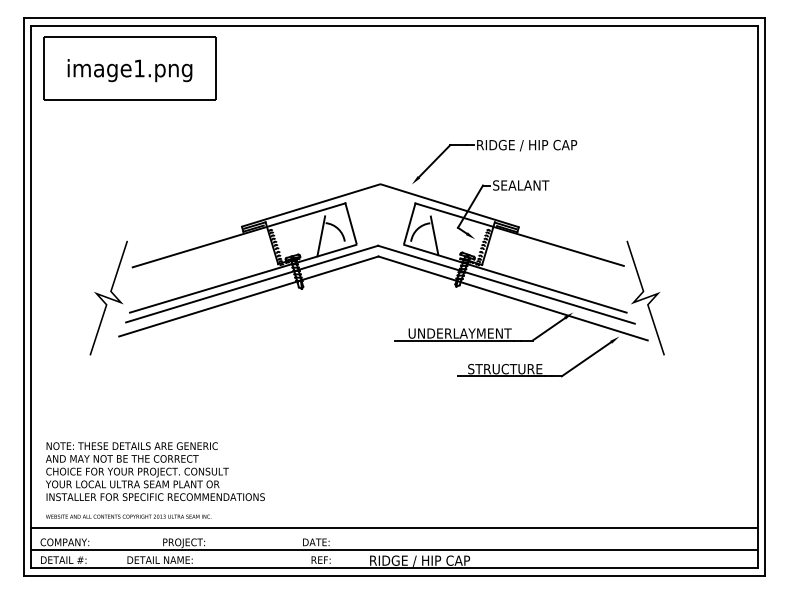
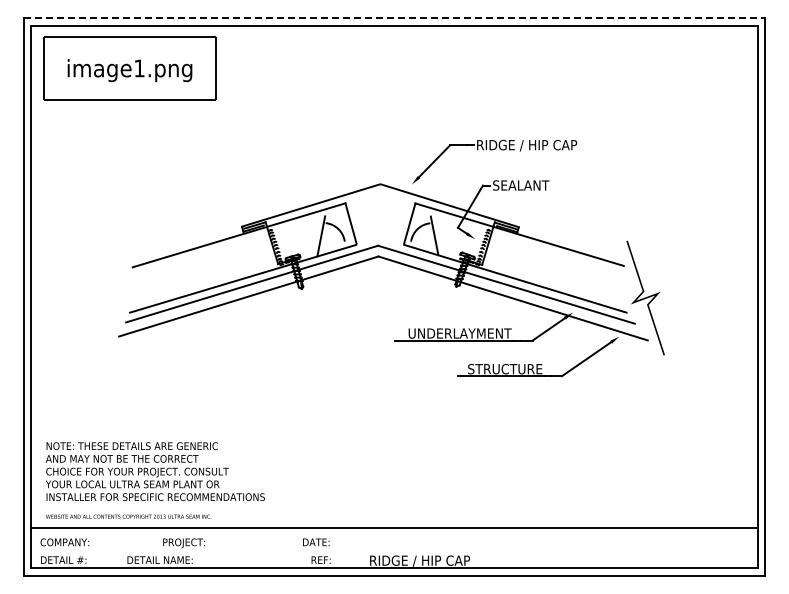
line: solid -> dashed (394, 17)
curve: present -> none (108, 297)
line: present -> none (394, 549)
